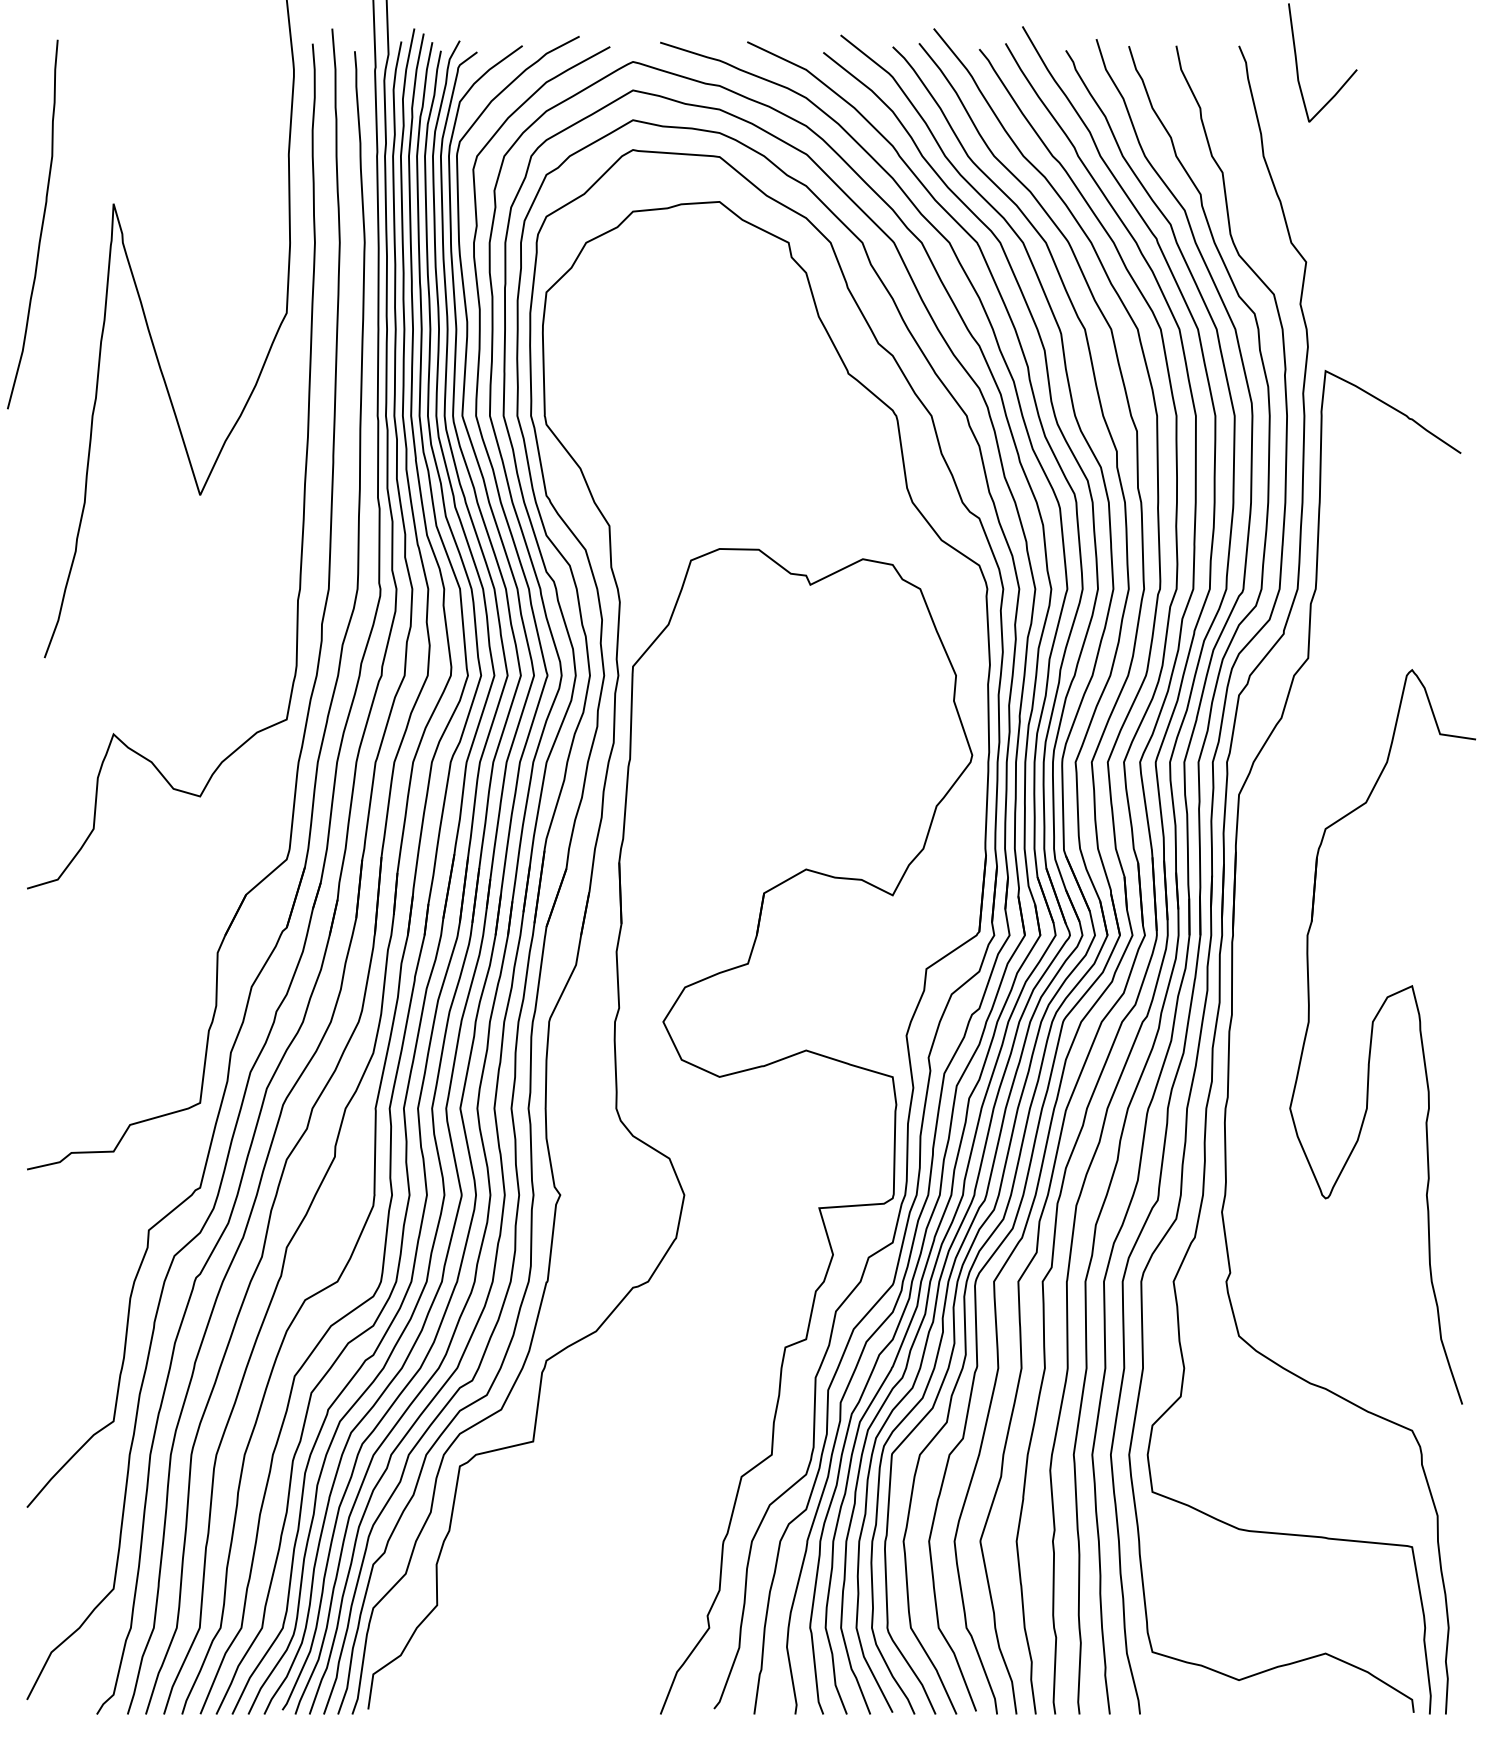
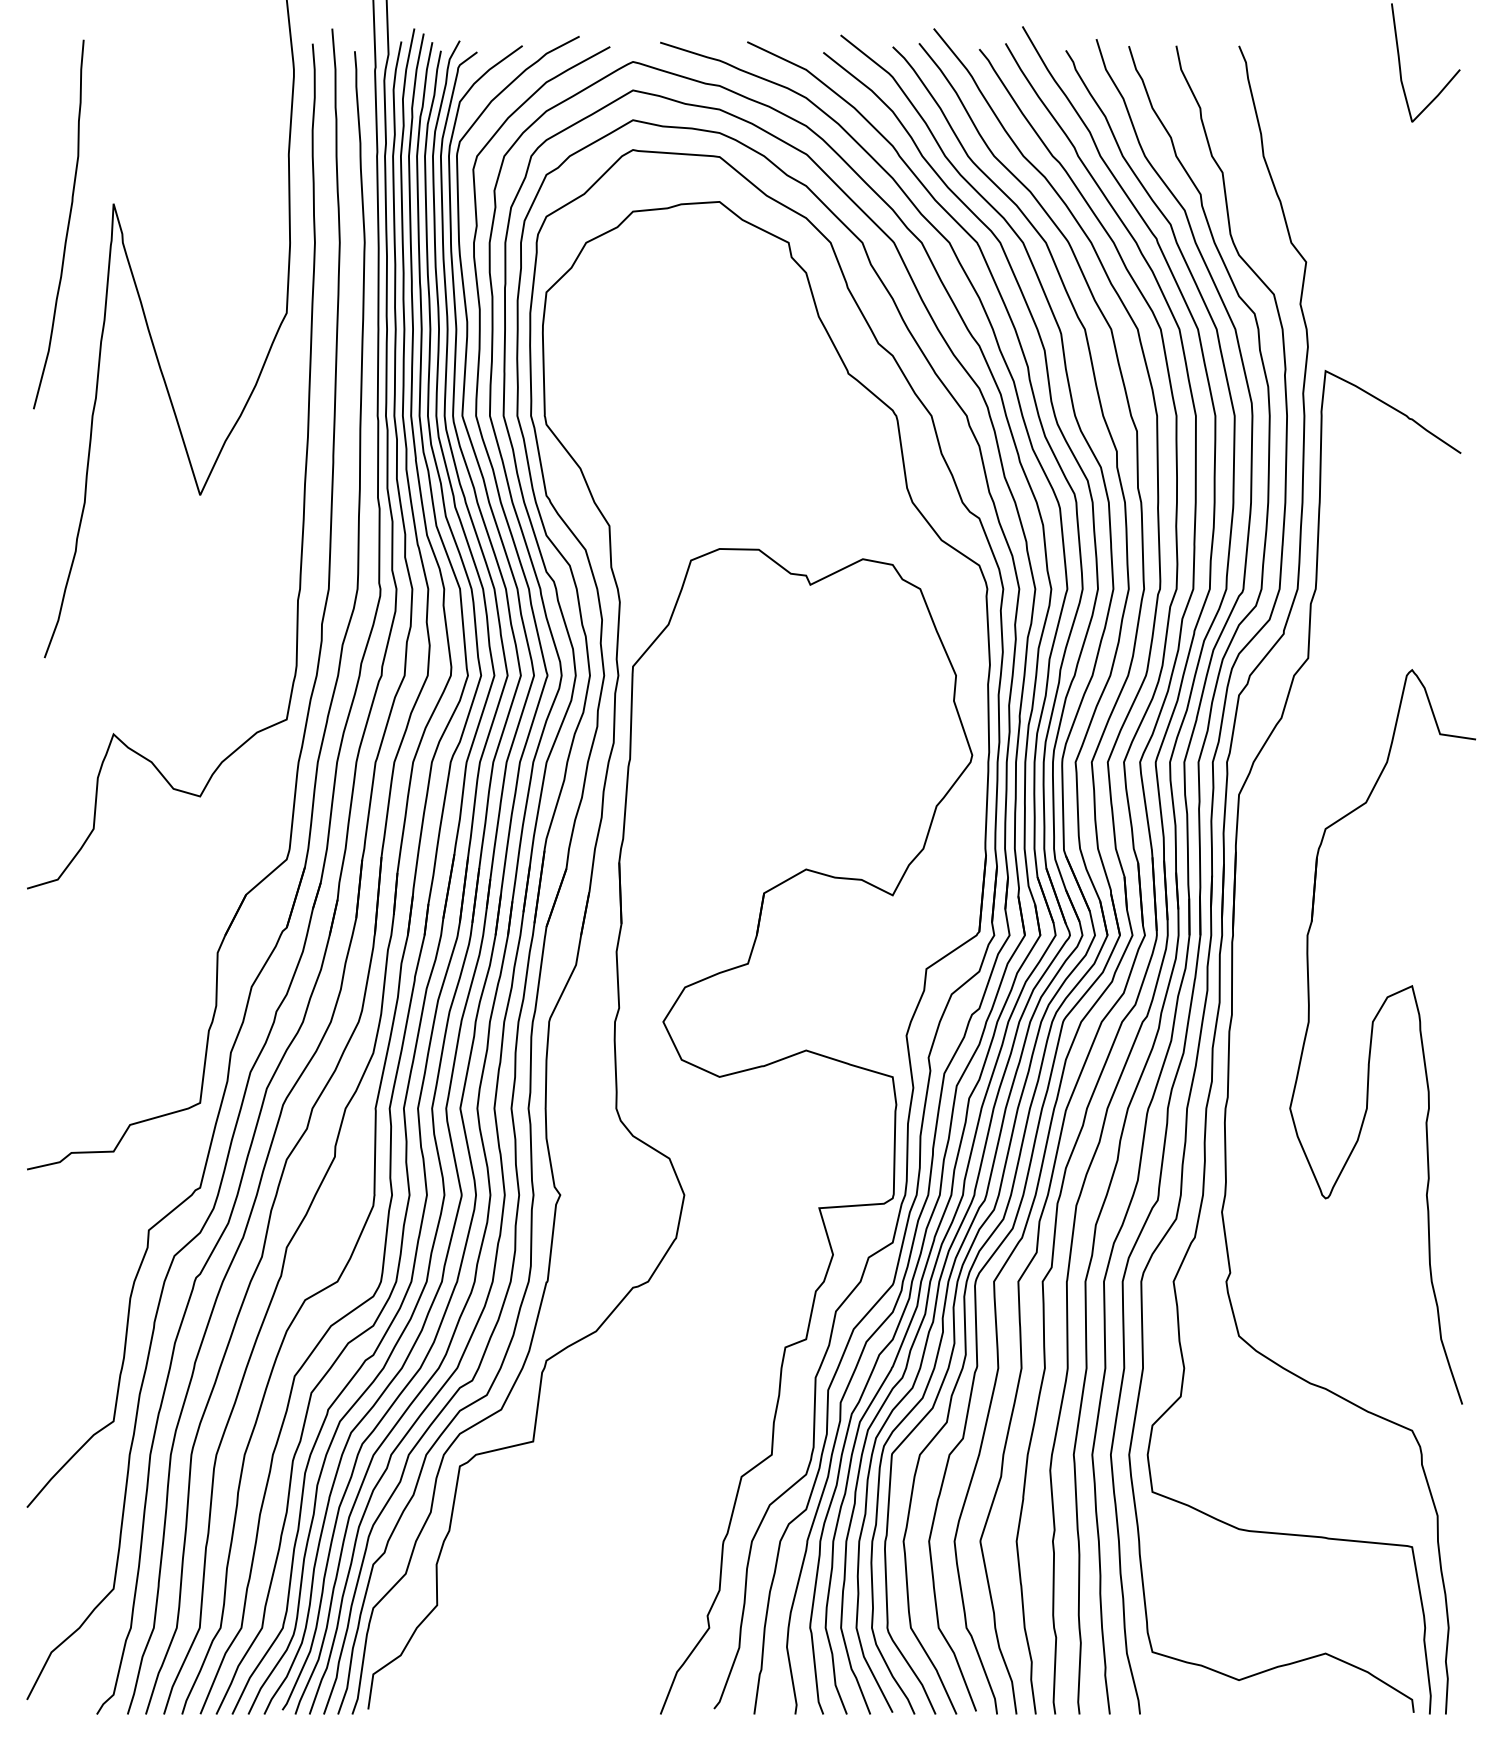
curve position: (1297, 62) -> (1400, 62) (1400, 62)
curve position: (41, 224) -> (67, 224) (67, 224)
